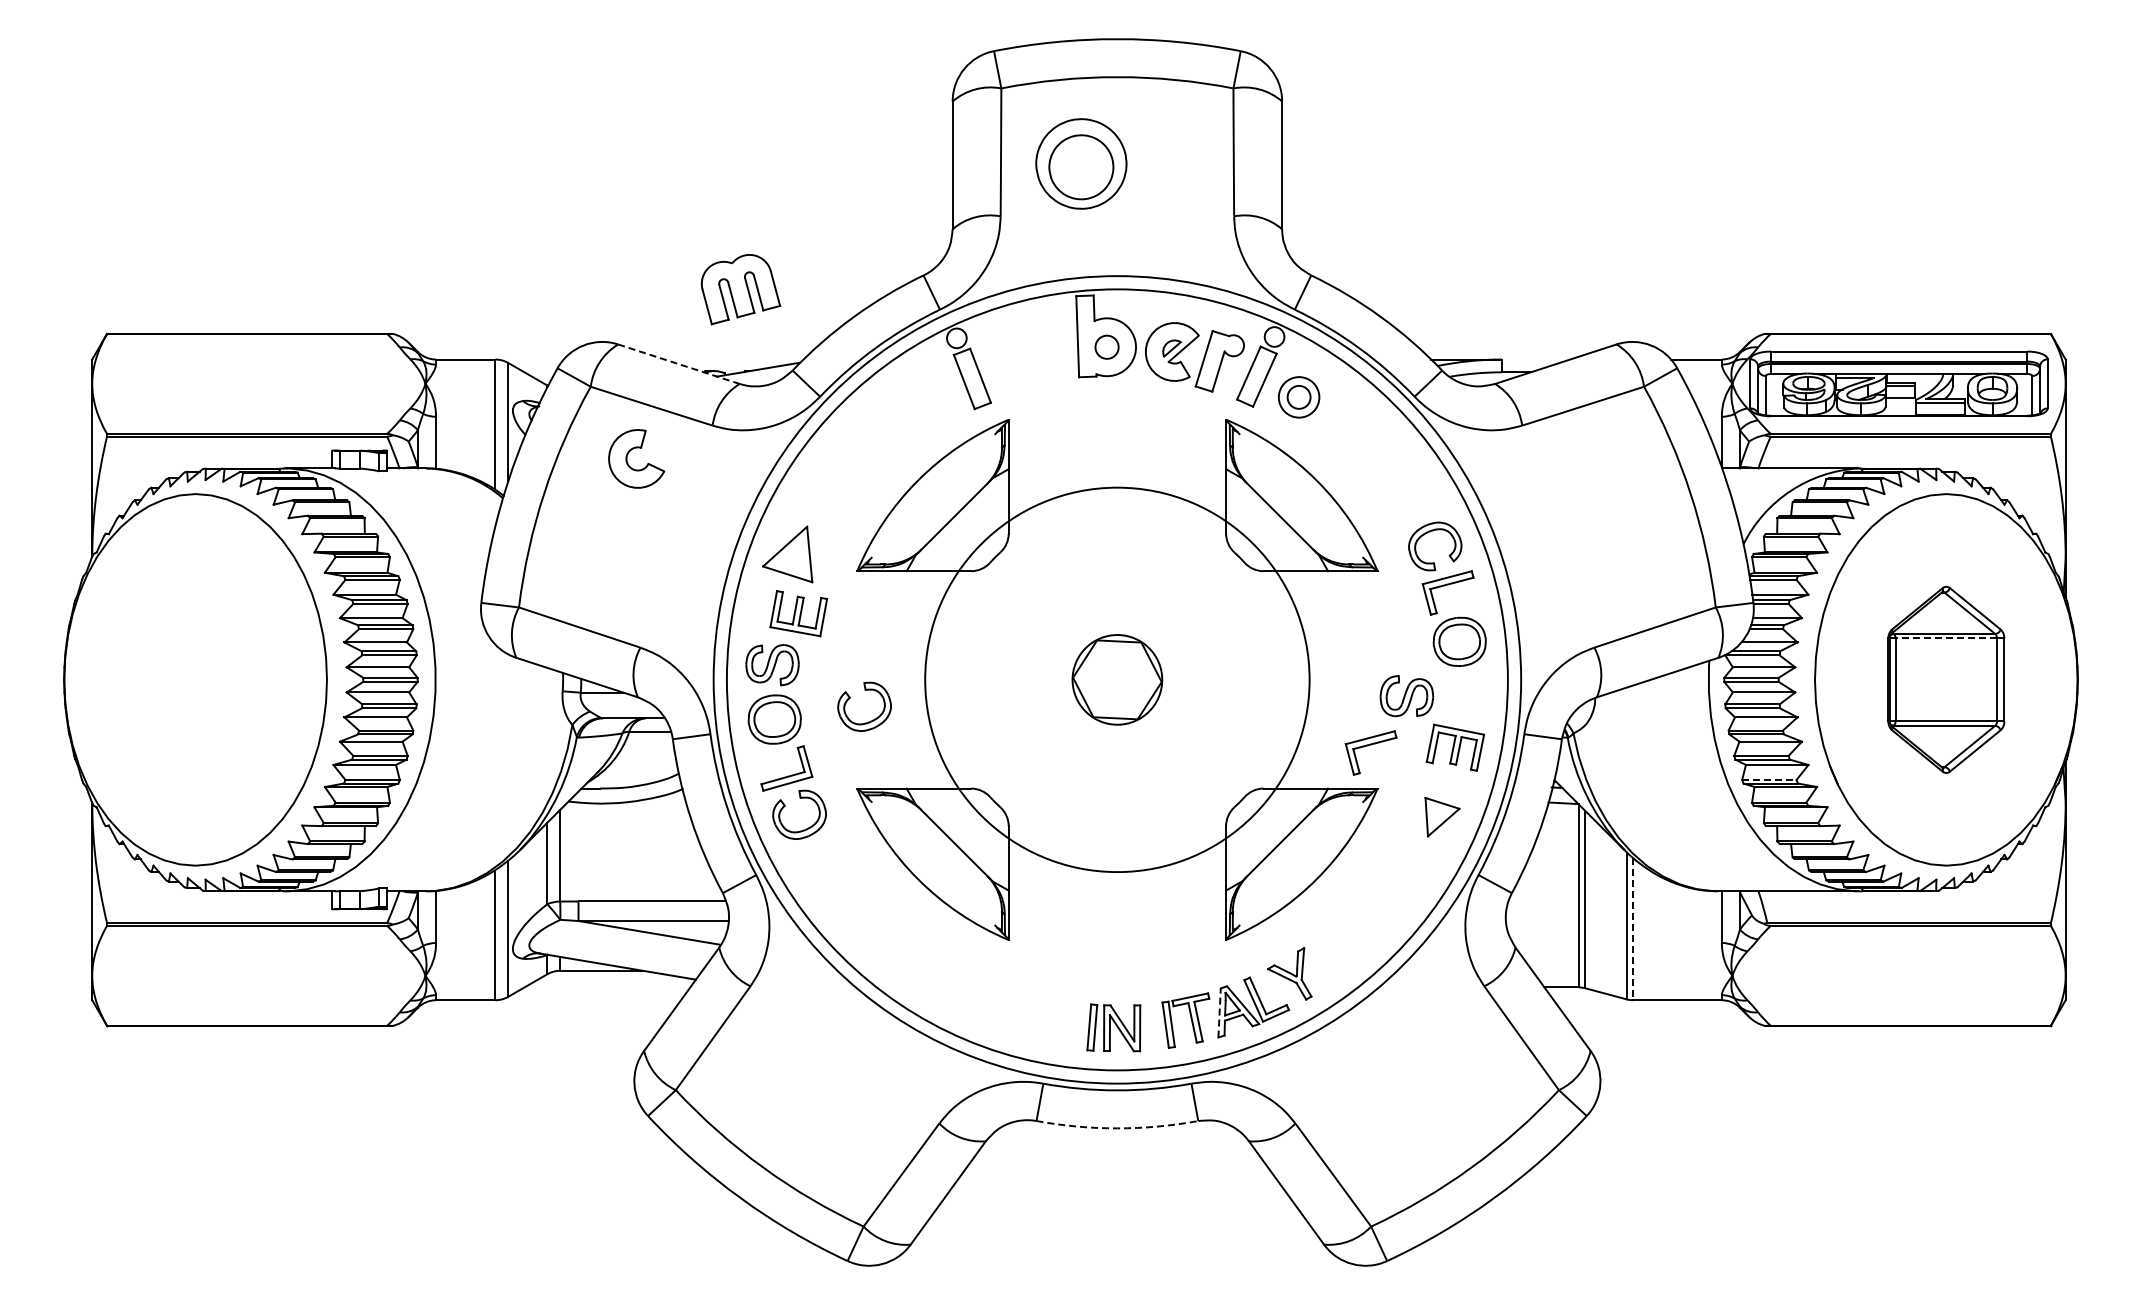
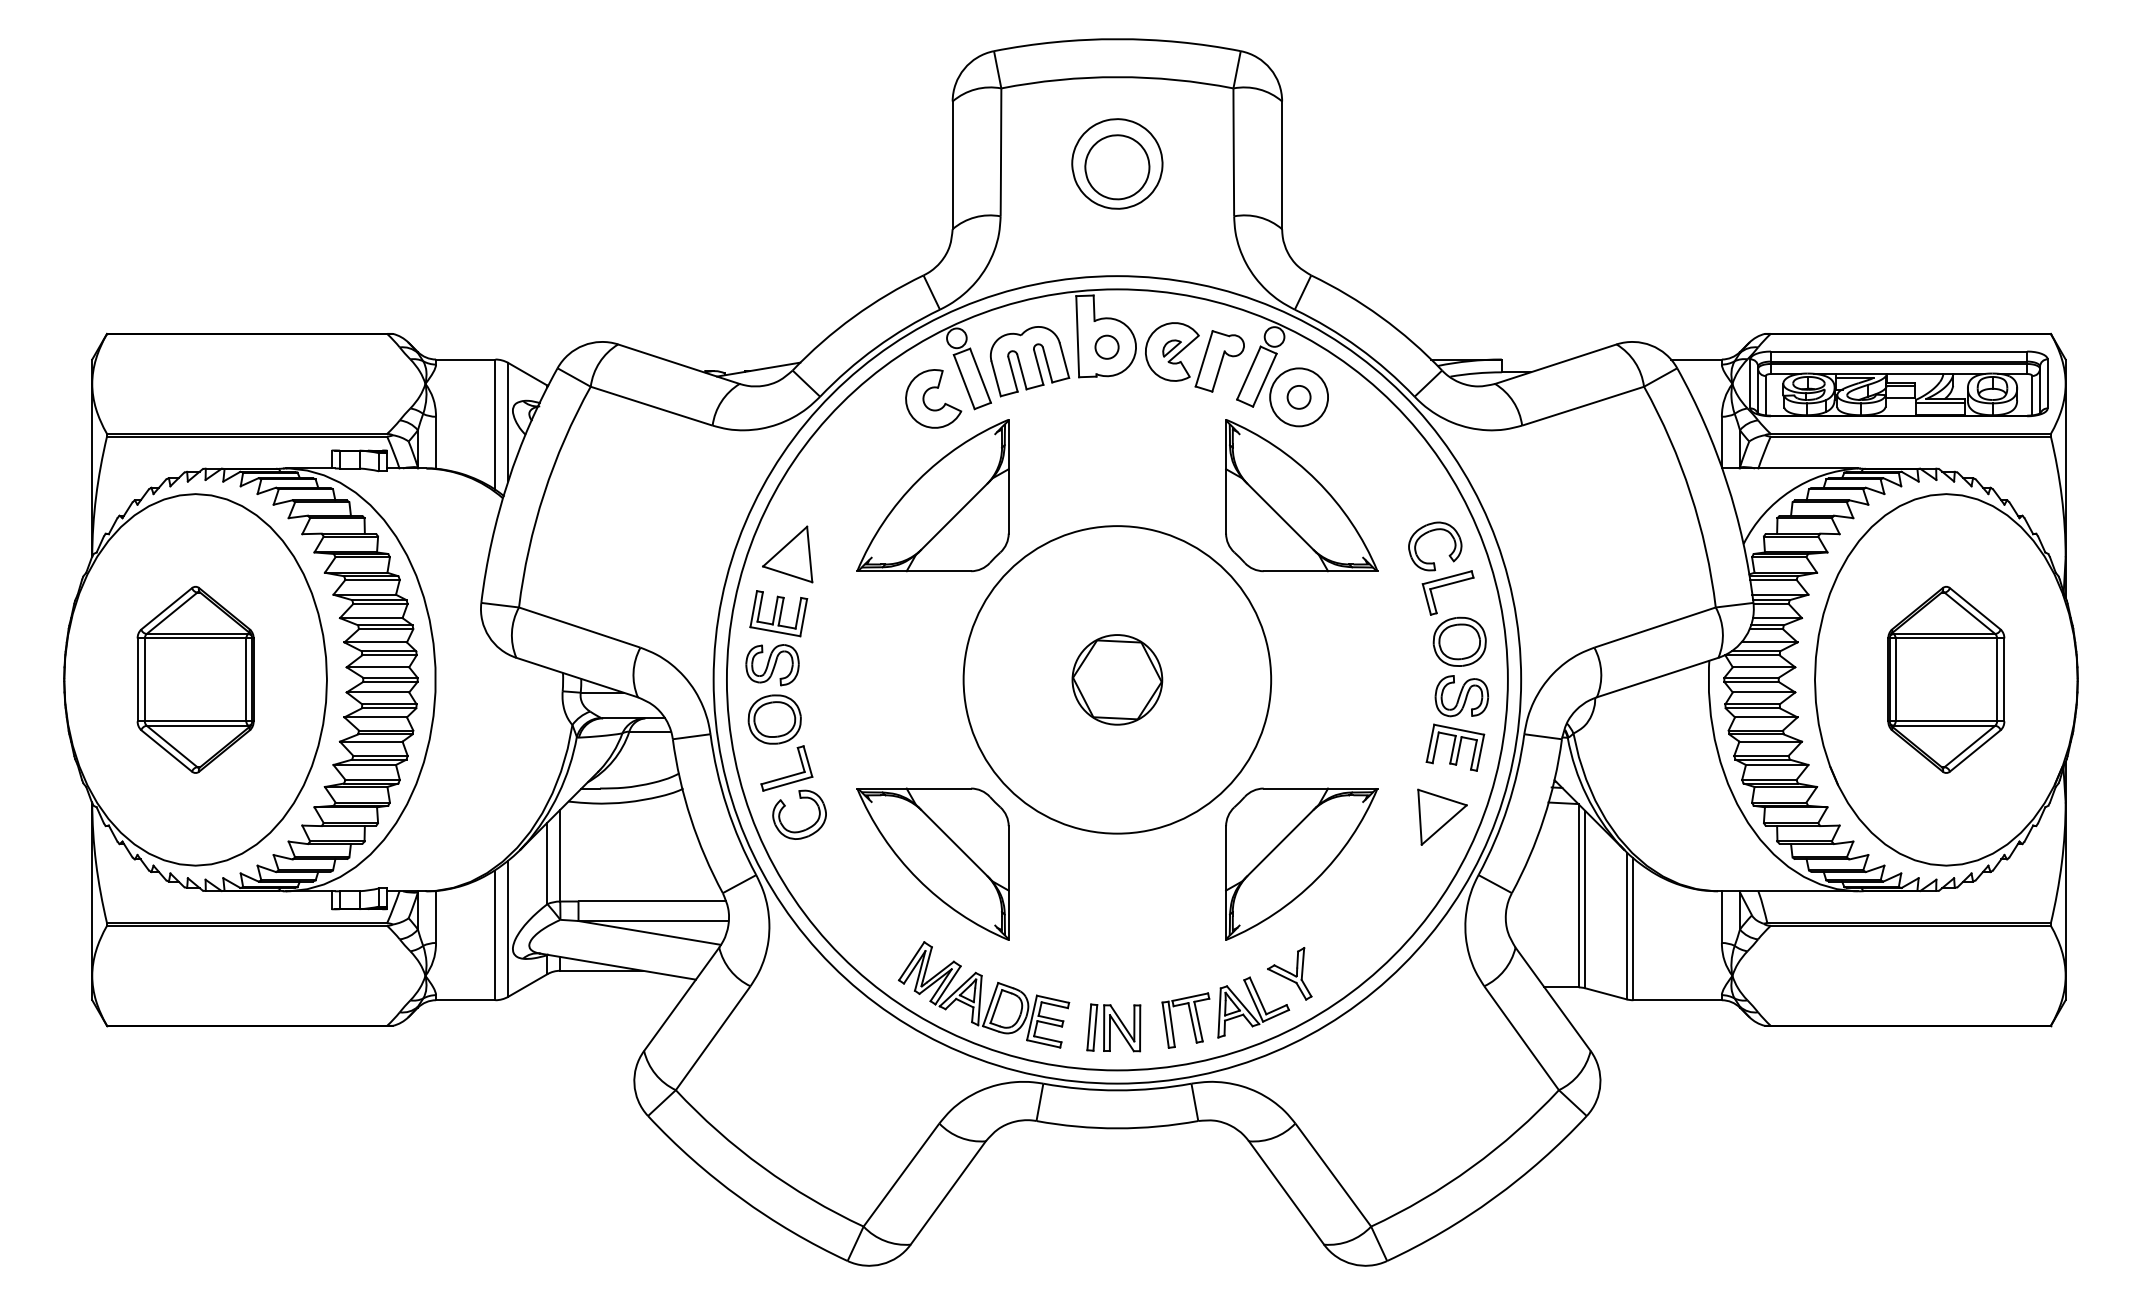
part position: (1081, 163) -> (1117, 163) (1117, 163)
part position: (740, 289) -> (1029, 361) (1029, 361)
line: dashed -> solid (678, 364)
circle diameter: 41 px -> 58 px (1299, 397)
part position: (628, 454) -> (925, 394) (925, 394)
part position: (798, 613) -> (778, 613) (778, 613)
line: dashed -> solid (1946, 638)
part: none -> present (195, 679)
circle diameter: 384 px -> 308 px (1117, 679)
part position: (1406, 696) -> (1461, 696) (1461, 696)
part: present -> none (868, 721)
part: present -> none (1367, 746)
line: dashed -> solid (1769, 779)
part size: 37x41 px -> 51x58 px (1442, 816)
line: dashed -> solid (1633, 929)
part: none -> present (984, 994)
line: dashed -> solid (1219, 1012)
arc: dashed -> solid (1117, 1128)
